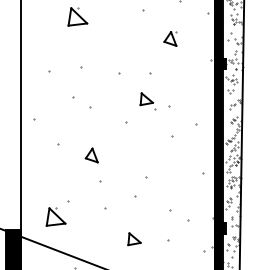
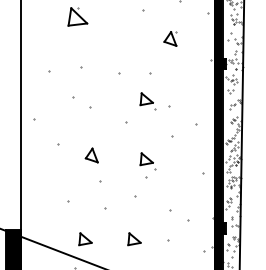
part: none -> present (147, 161)
part: present -> none (55, 216)
part: none -> present (85, 239)
